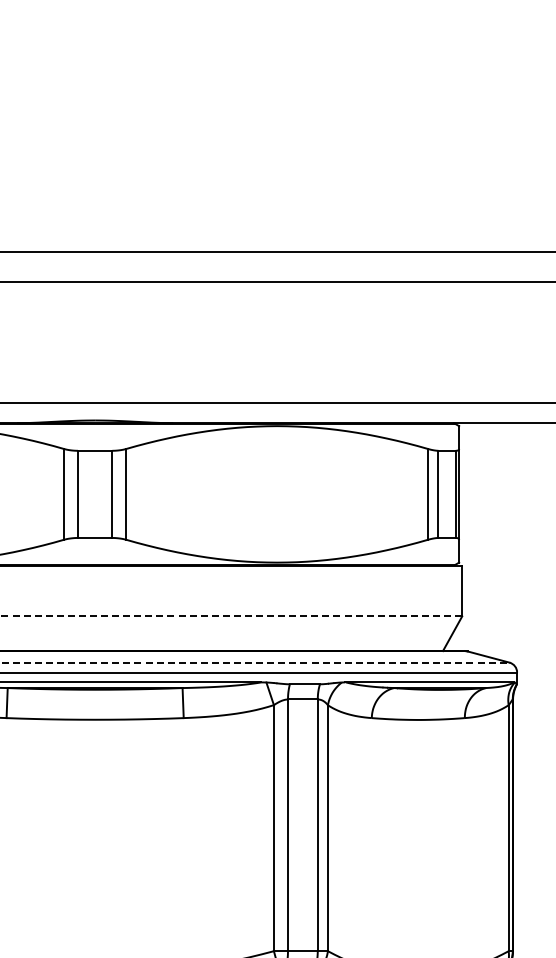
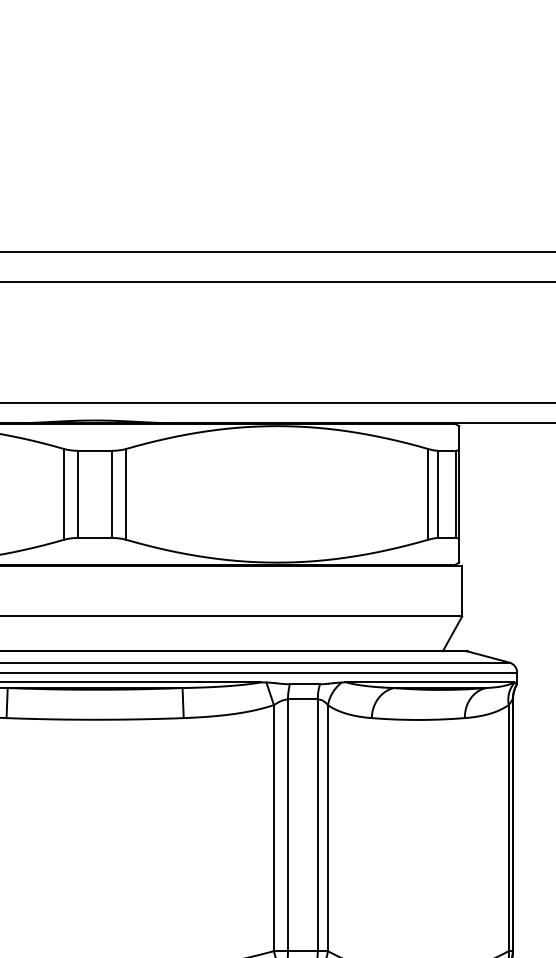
line: dashed -> solid (231, 616)
line: dashed -> solid (255, 662)
